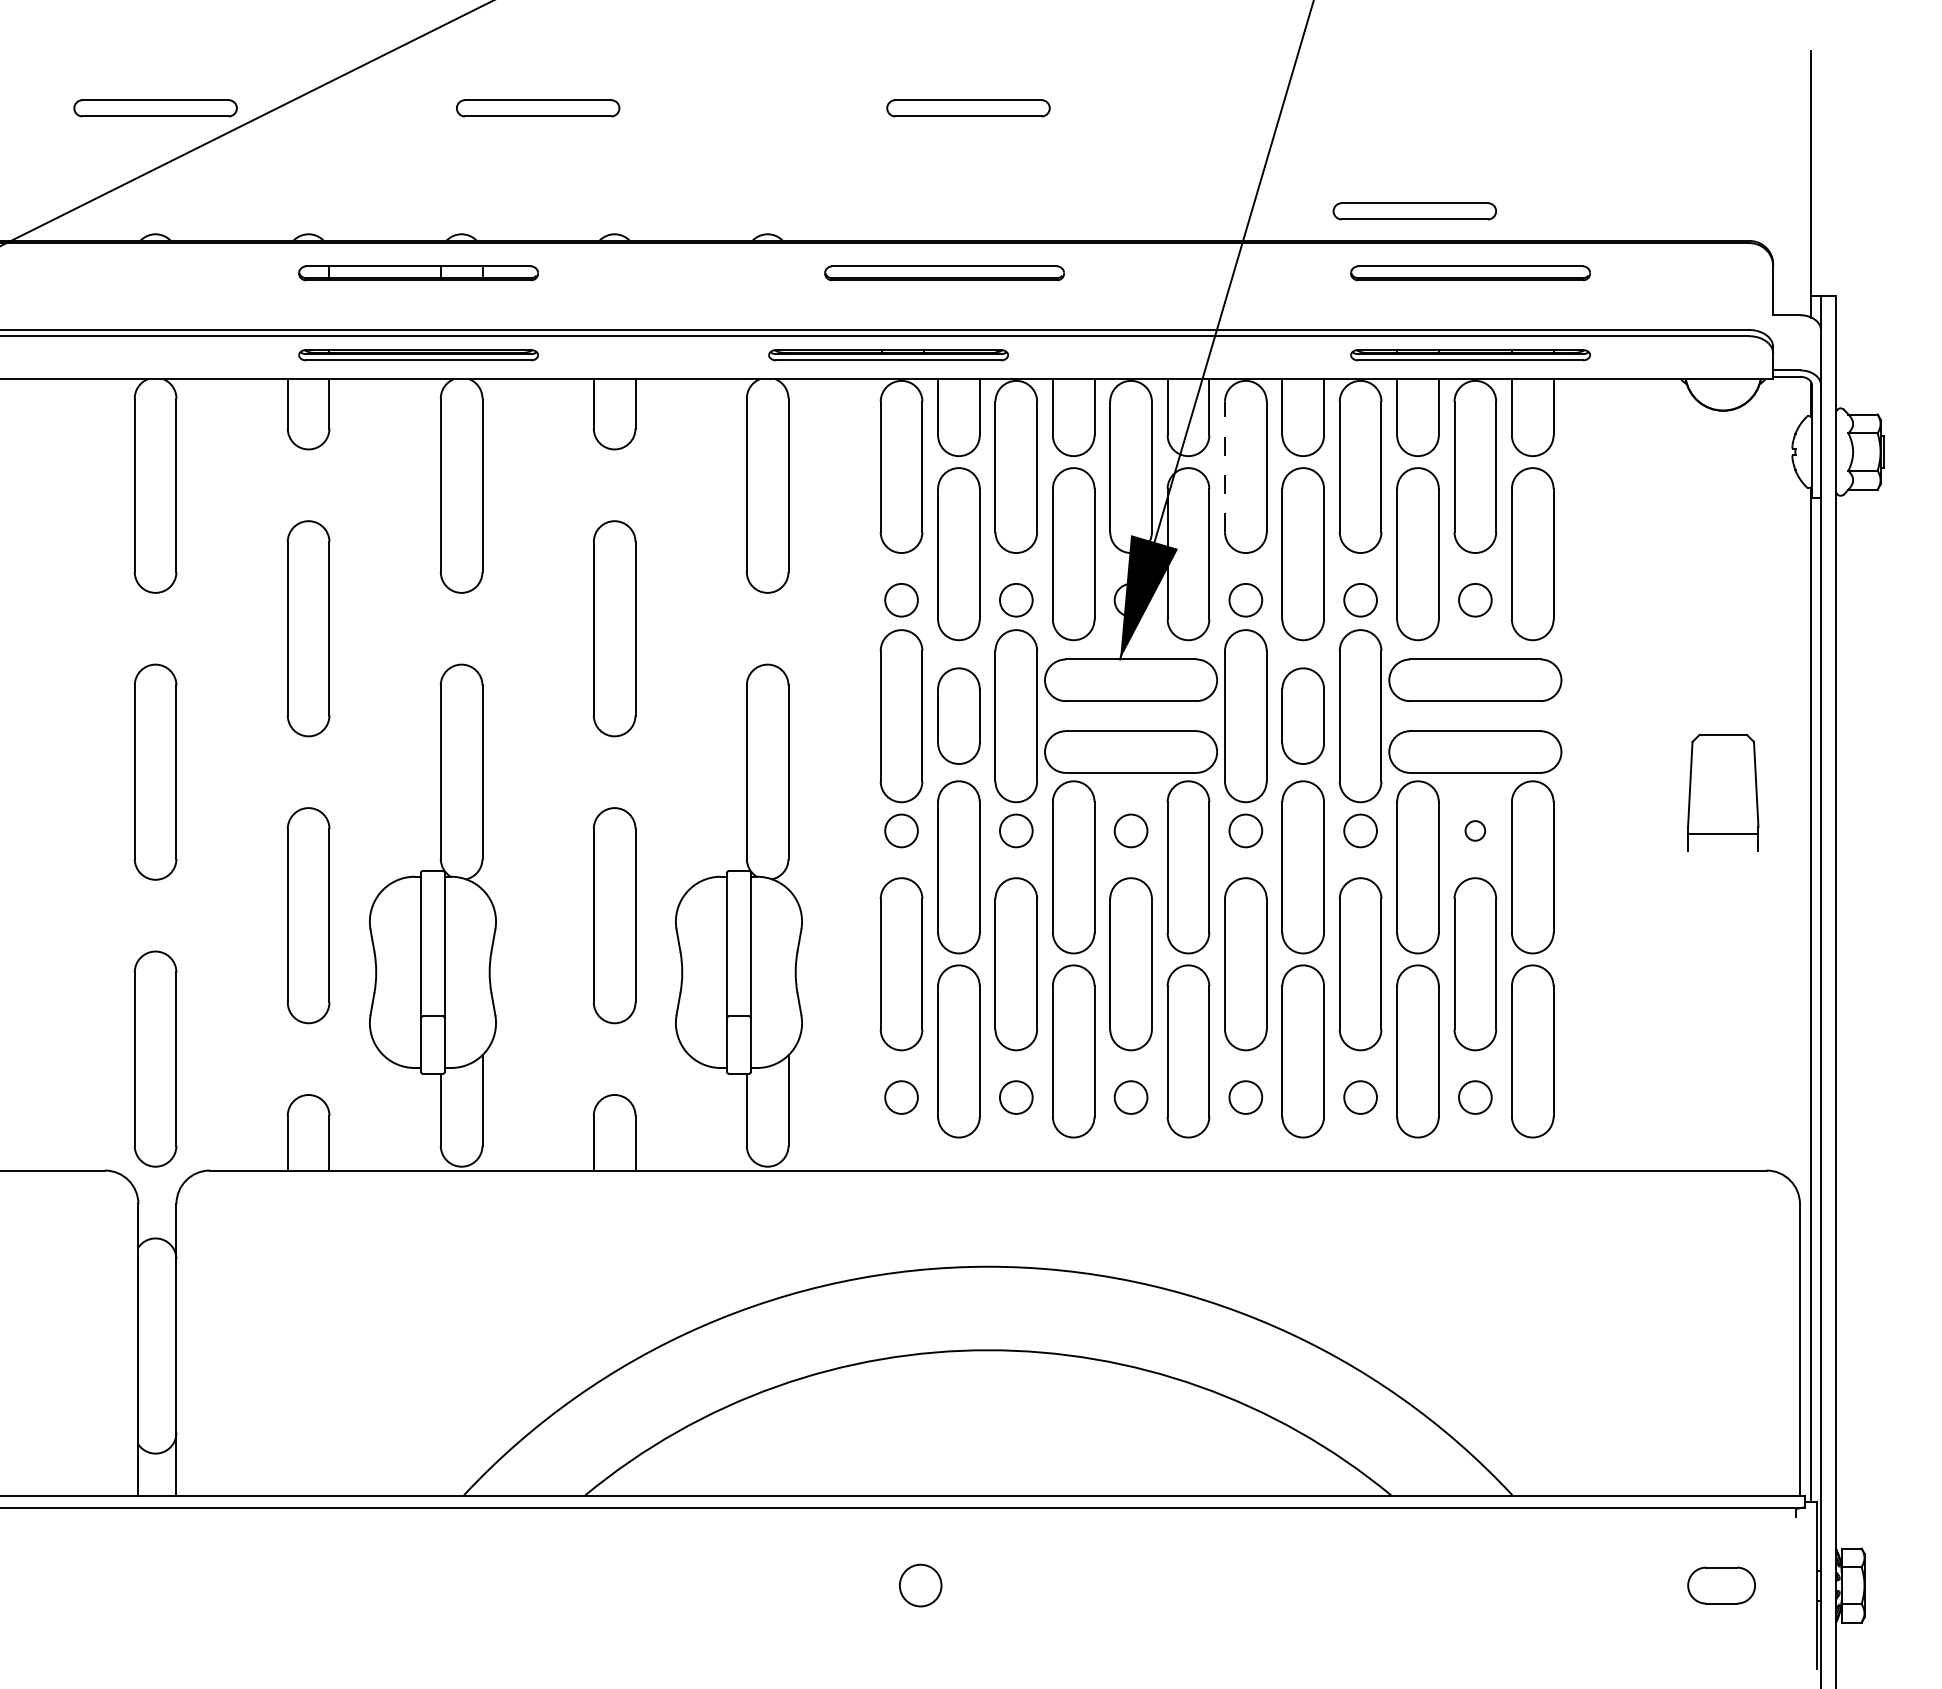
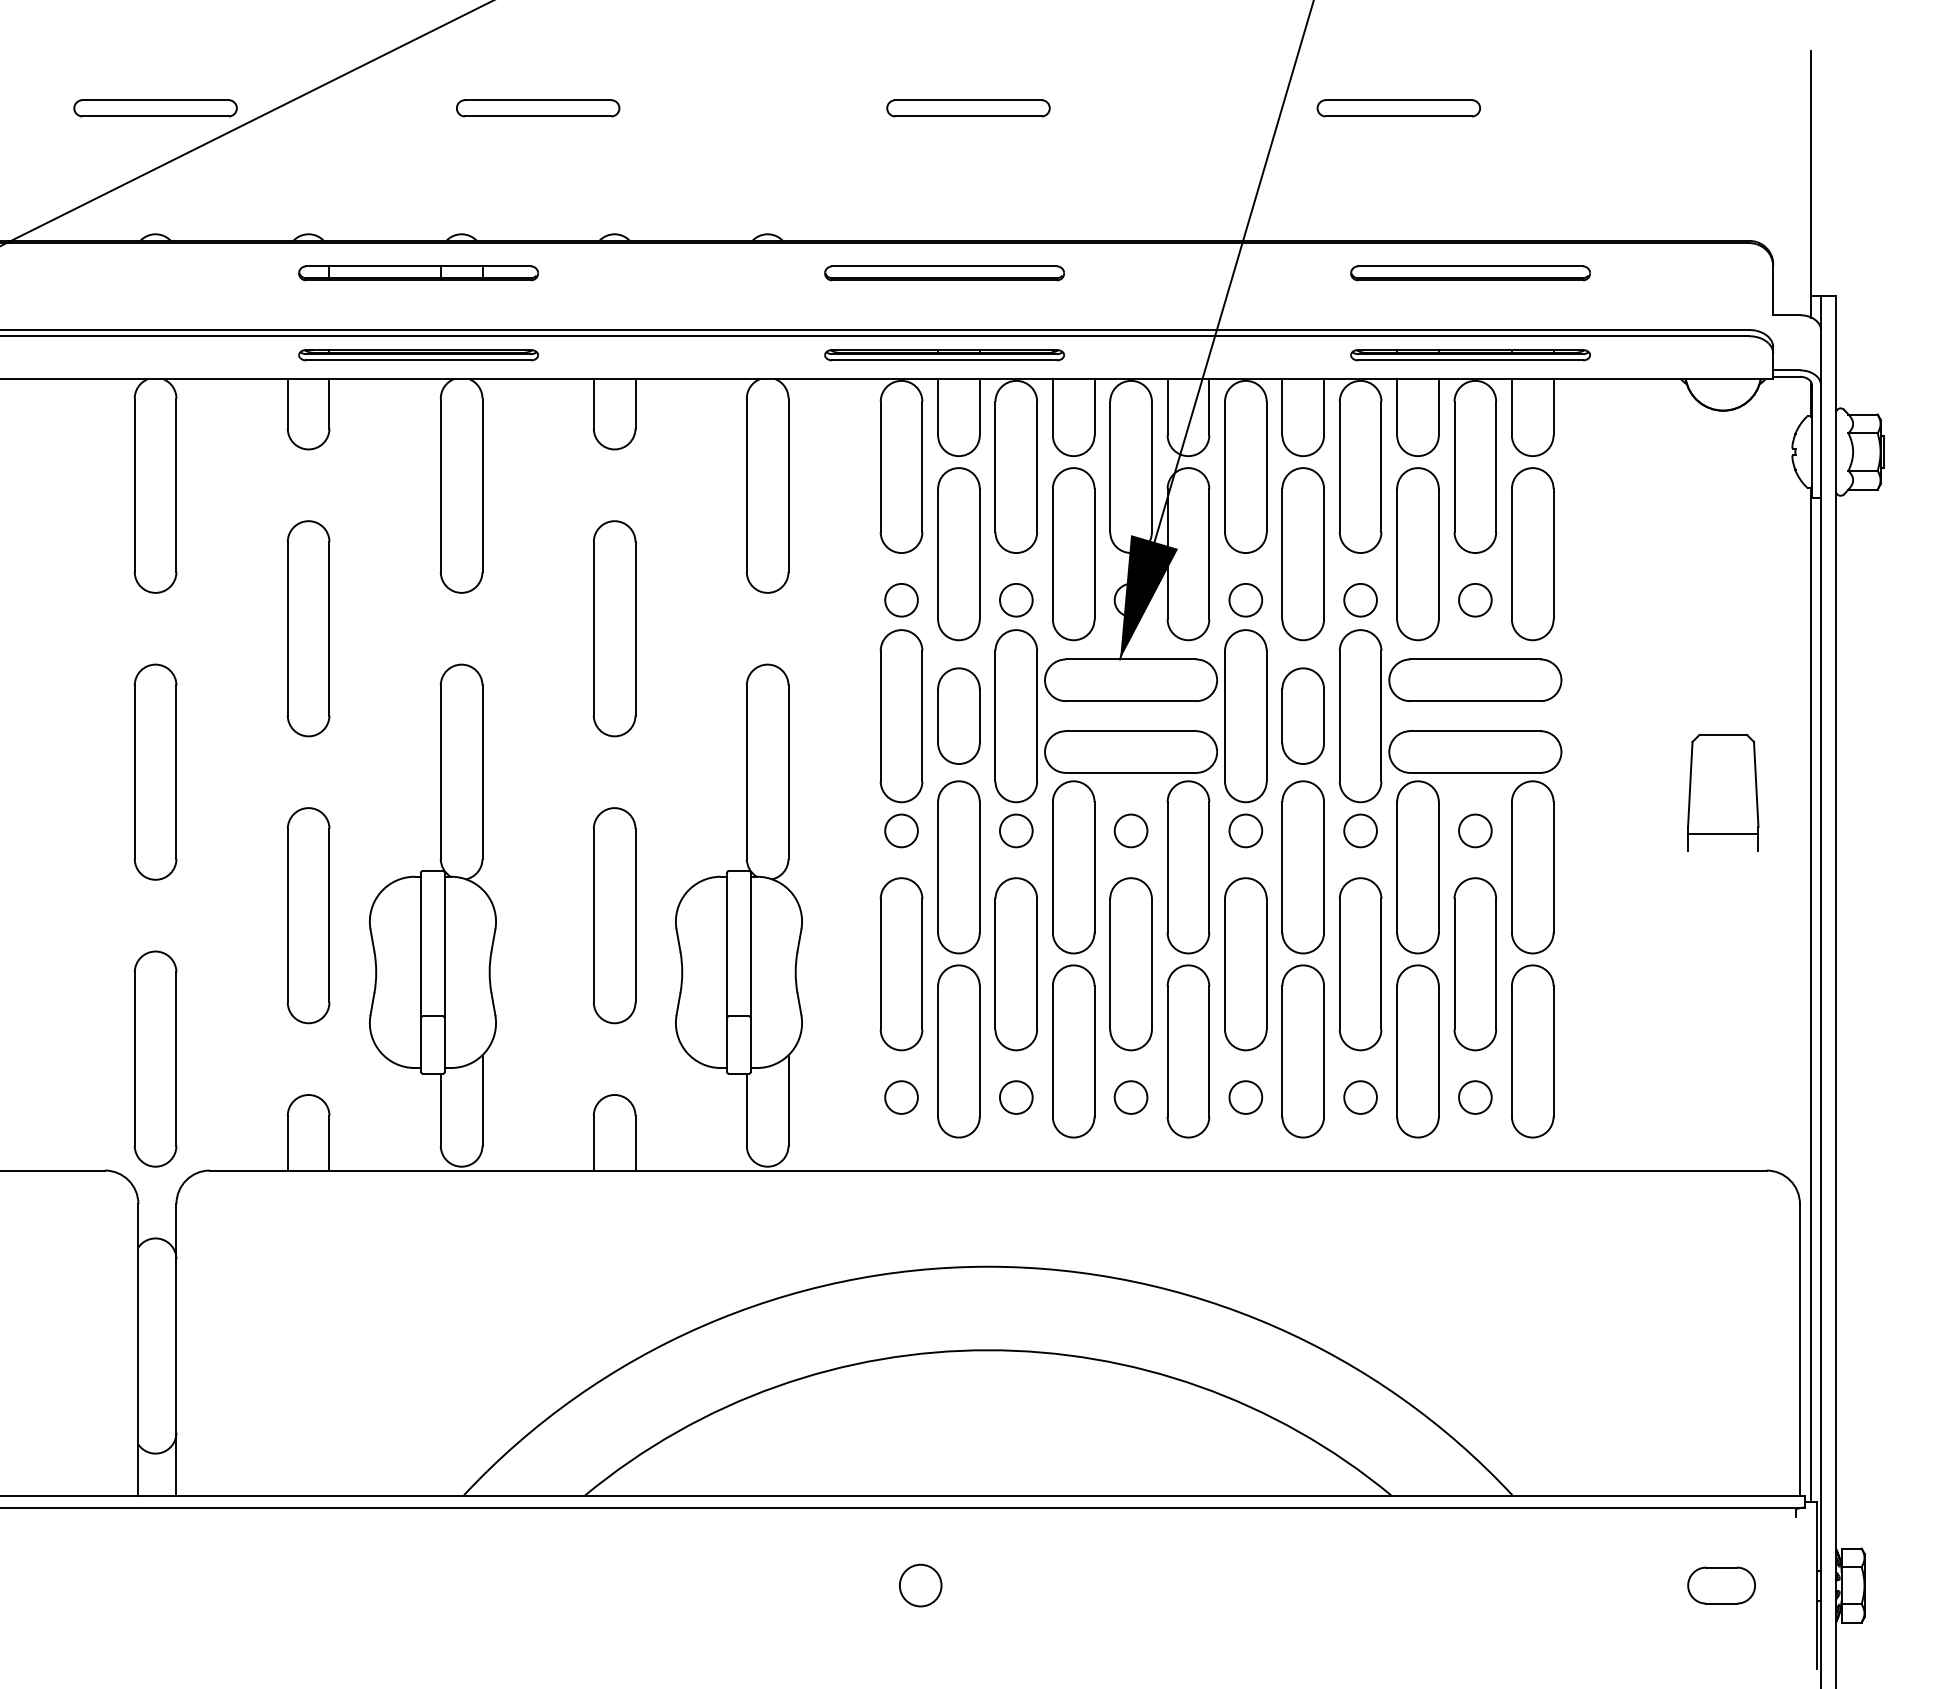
part position: (1414, 211) -> (1398, 108) (1398, 108)
part position: (888, 355) -> (944, 355) (944, 355)
line: dashed -> solid (1225, 466)
circle diameter: 20 px -> 33 px (1475, 830)
